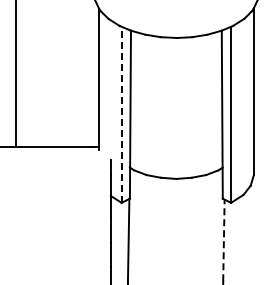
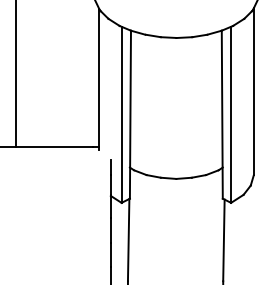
line: dashed -> solid (121, 114)
line: dashed -> solid (223, 240)
